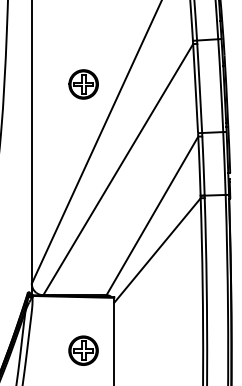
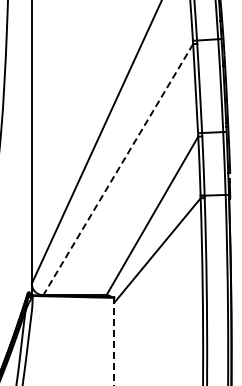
part: present -> none (83, 84)
line: solid -> dashed (118, 170)
line: solid -> dashed (114, 341)
part: present -> none (83, 350)
